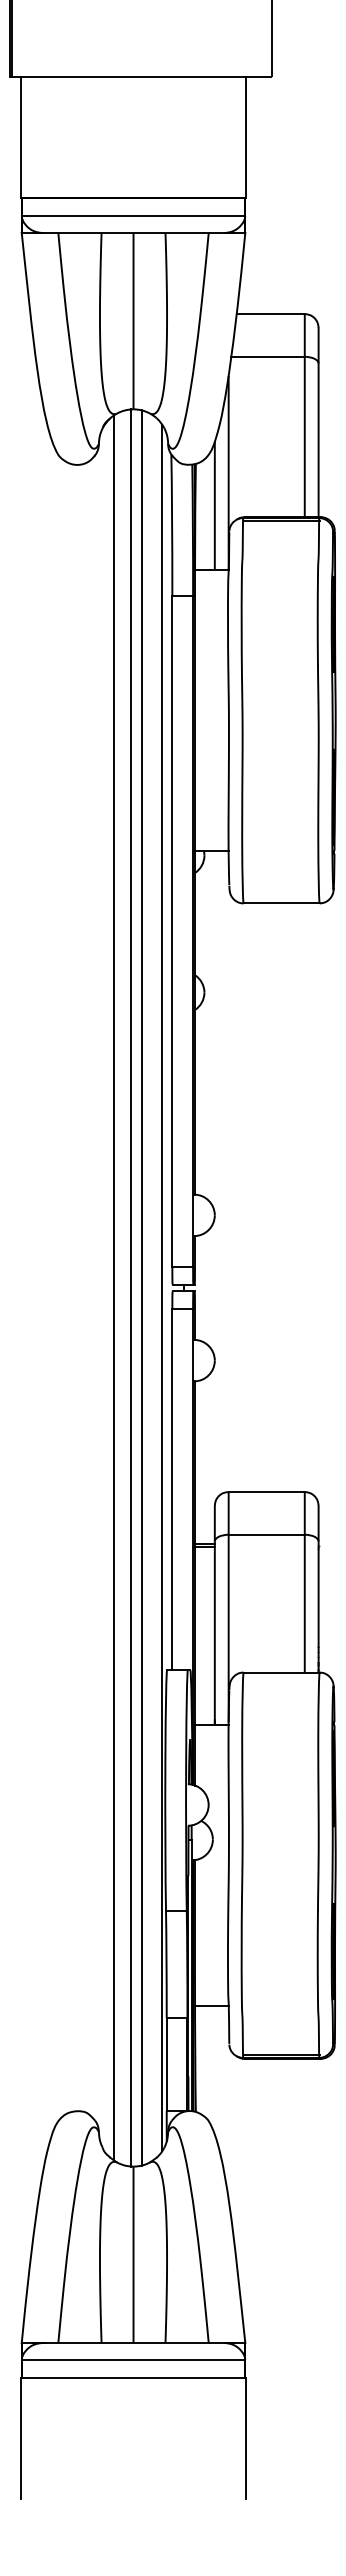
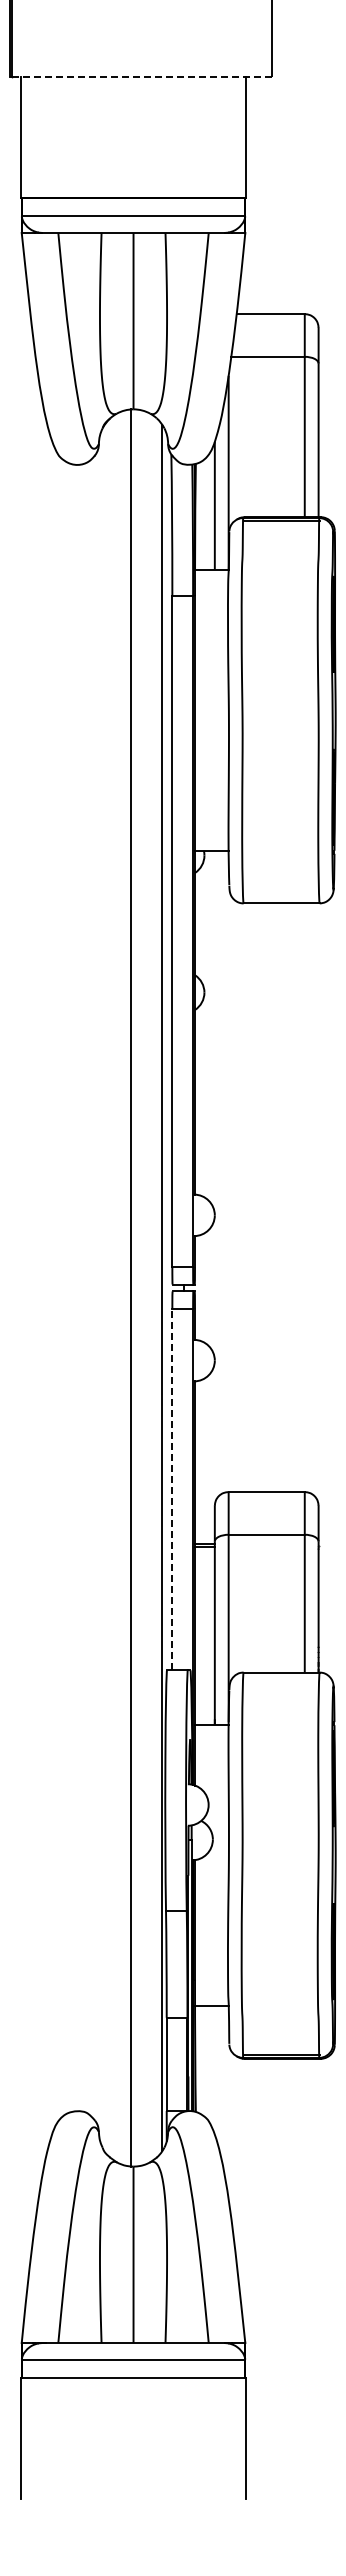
line: solid -> dashed (141, 77)
line: present -> none (114, 1287)
line: present -> none (141, 1287)
line: solid -> dashed (172, 1489)
